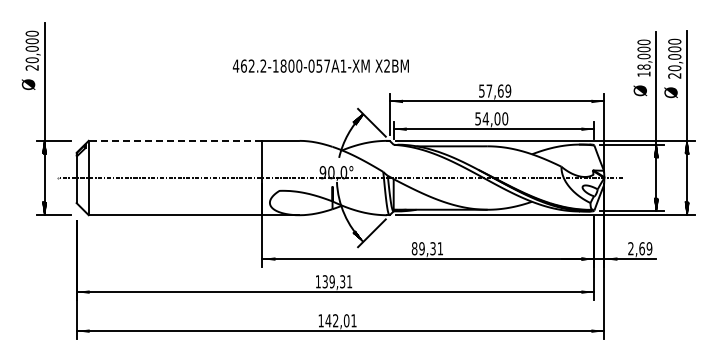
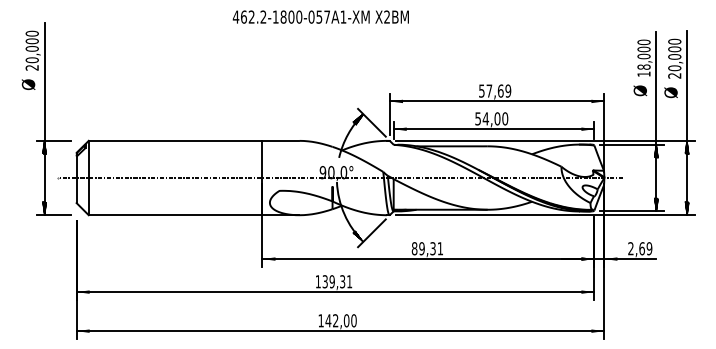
text position: (320, 65) -> (320, 16) (320, 16)
line: dashed -> solid (175, 140)
text: 142,01 -> 142,00 (353, 320)
